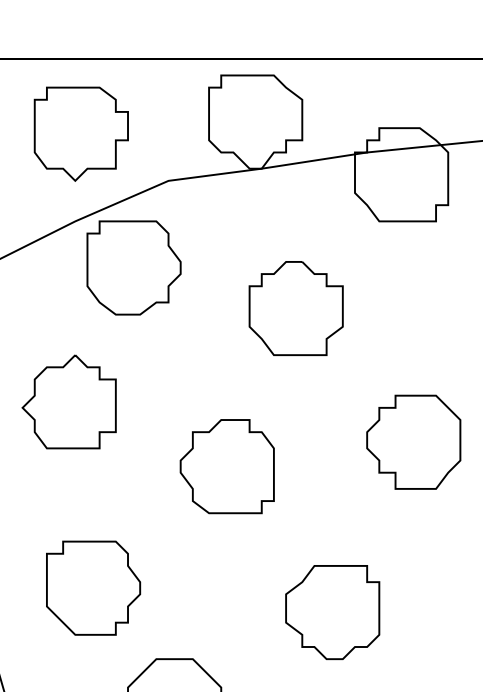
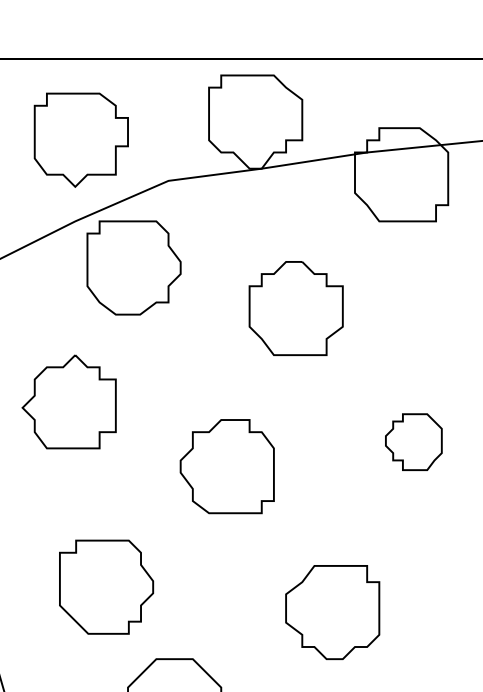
part position: (80, 133) -> (80, 139) (80, 139)
part size: 96x96 px -> 58x58 px (413, 441)
part position: (93, 587) -> (106, 586) (106, 586)
